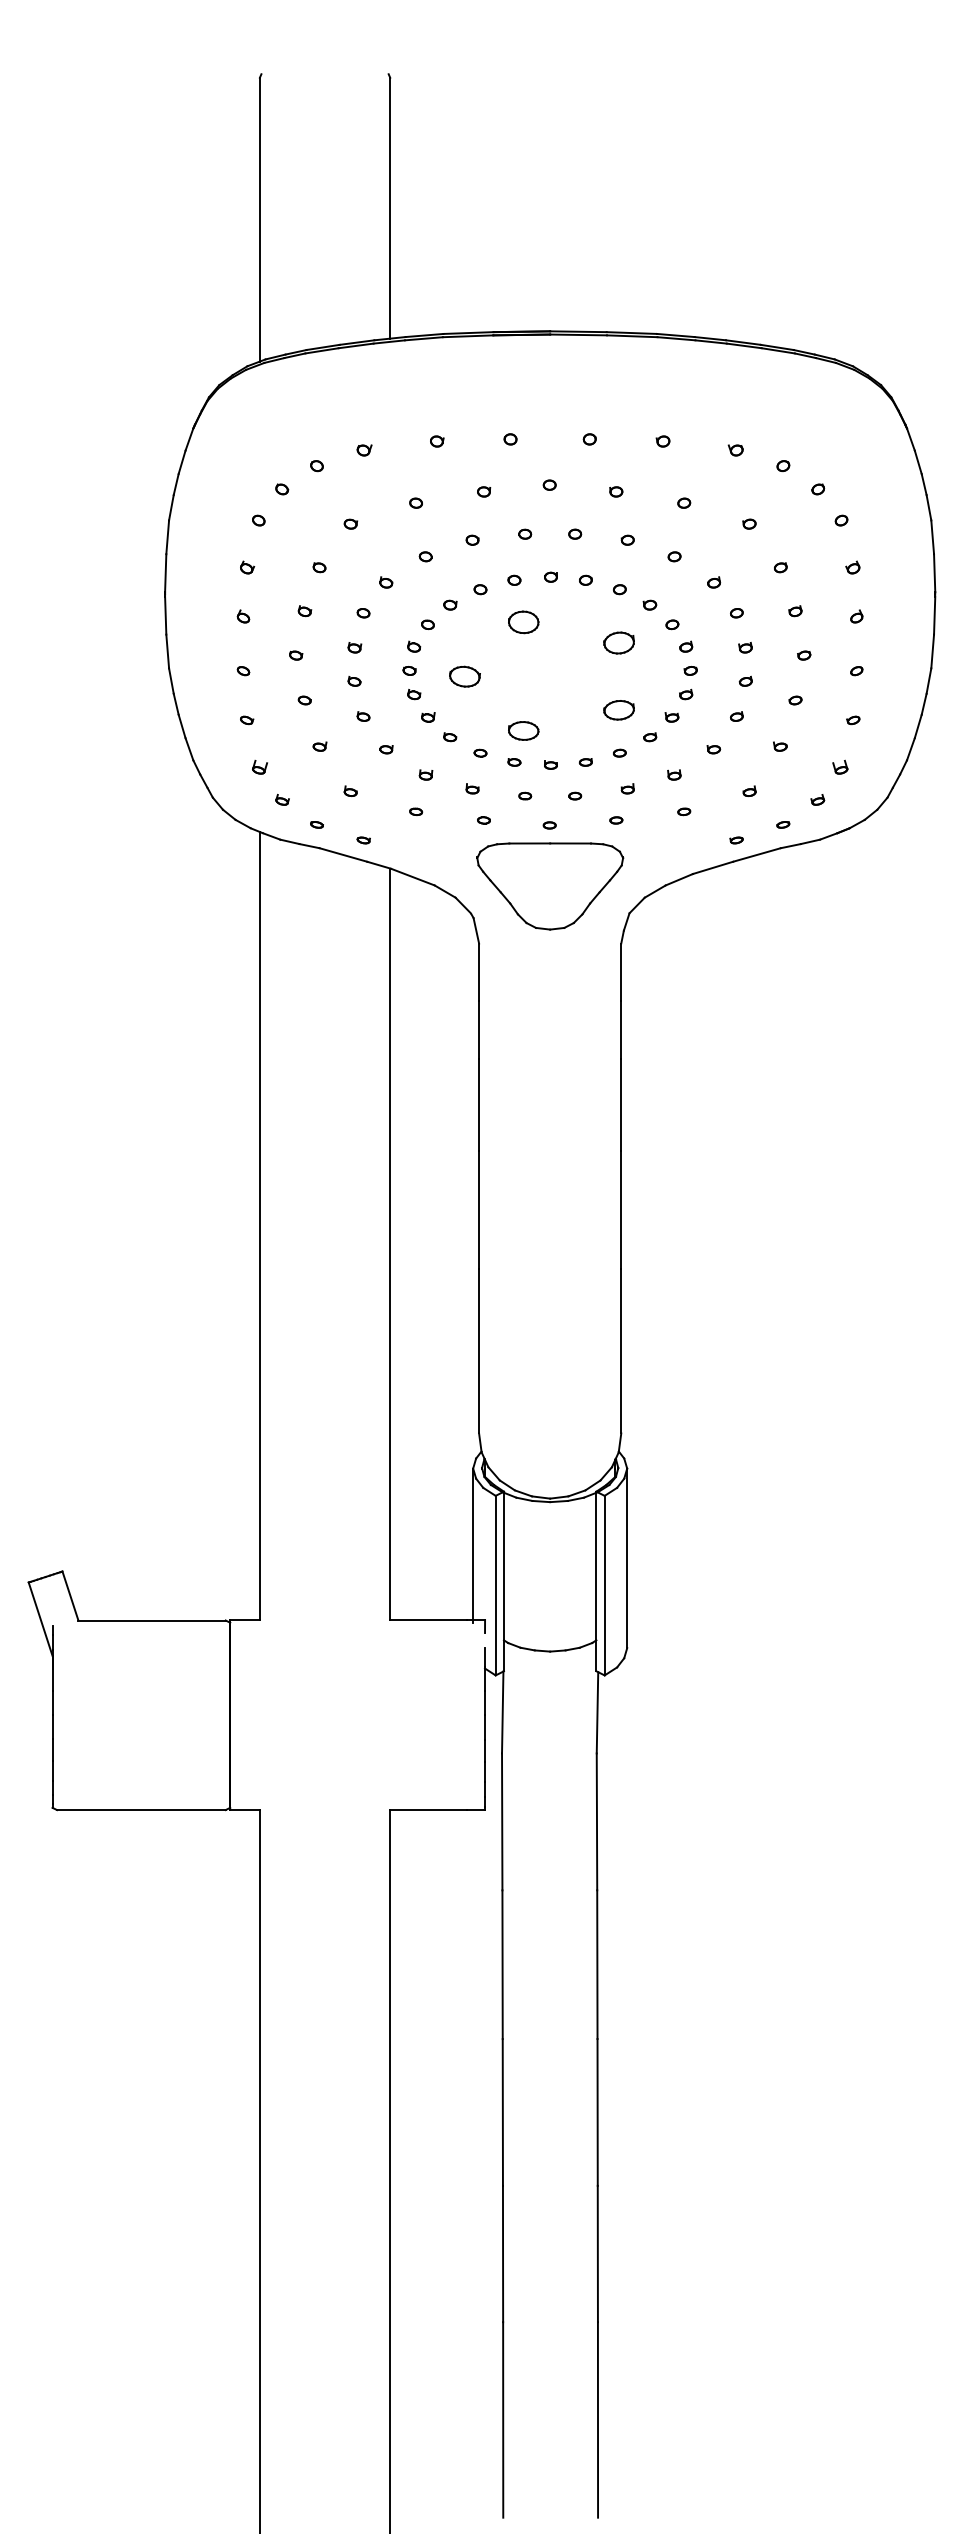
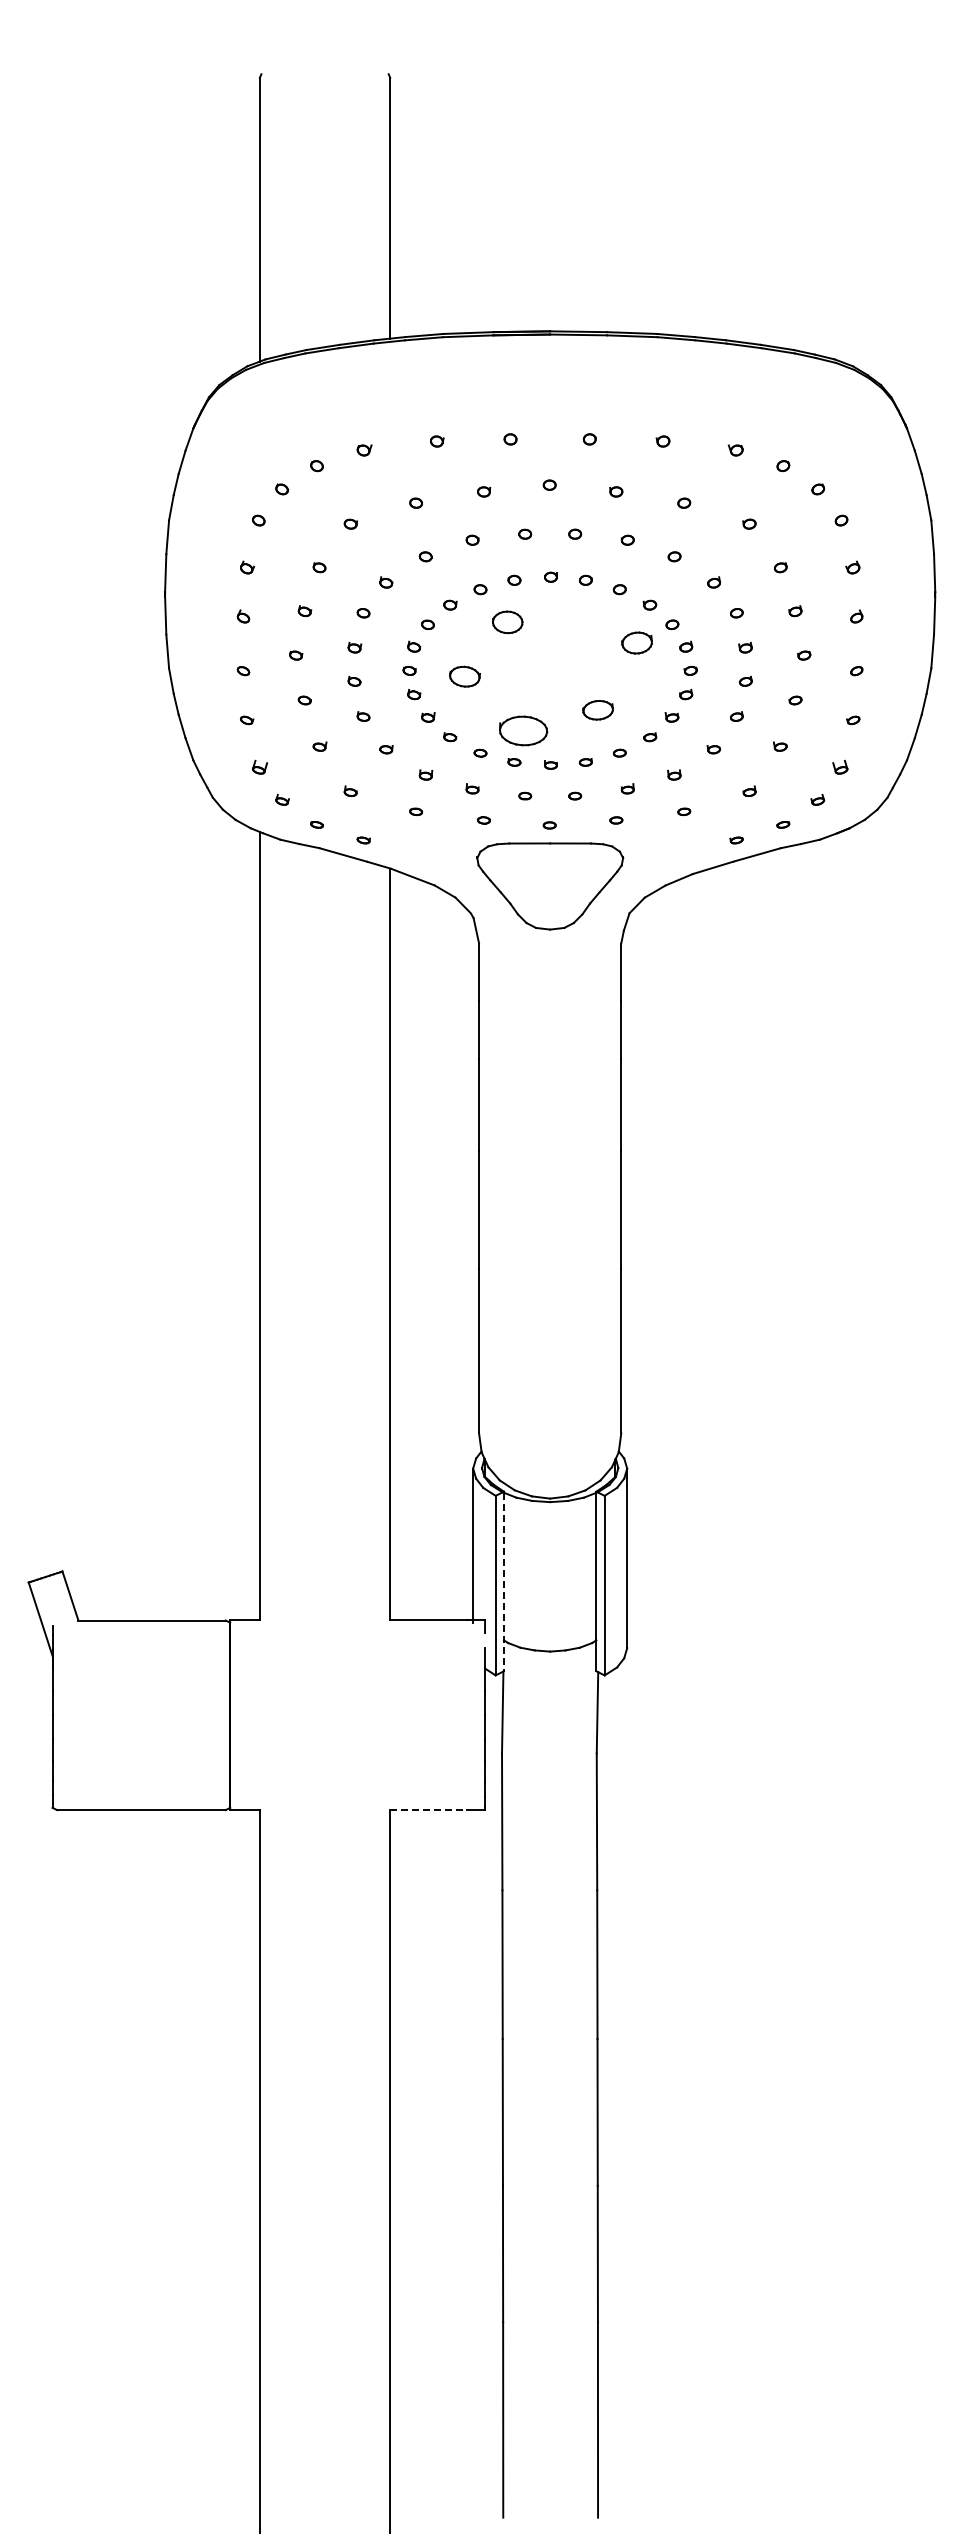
part position: (523, 622) -> (507, 622) (507, 622)
part position: (618, 642) -> (636, 642) (636, 642)
part position: (618, 710) -> (597, 710) (597, 710)
part size: 32x20 px -> 50x32 px (523, 730)
line: solid -> dashed (503, 1582)
line: solid -> dashed (428, 1810)
